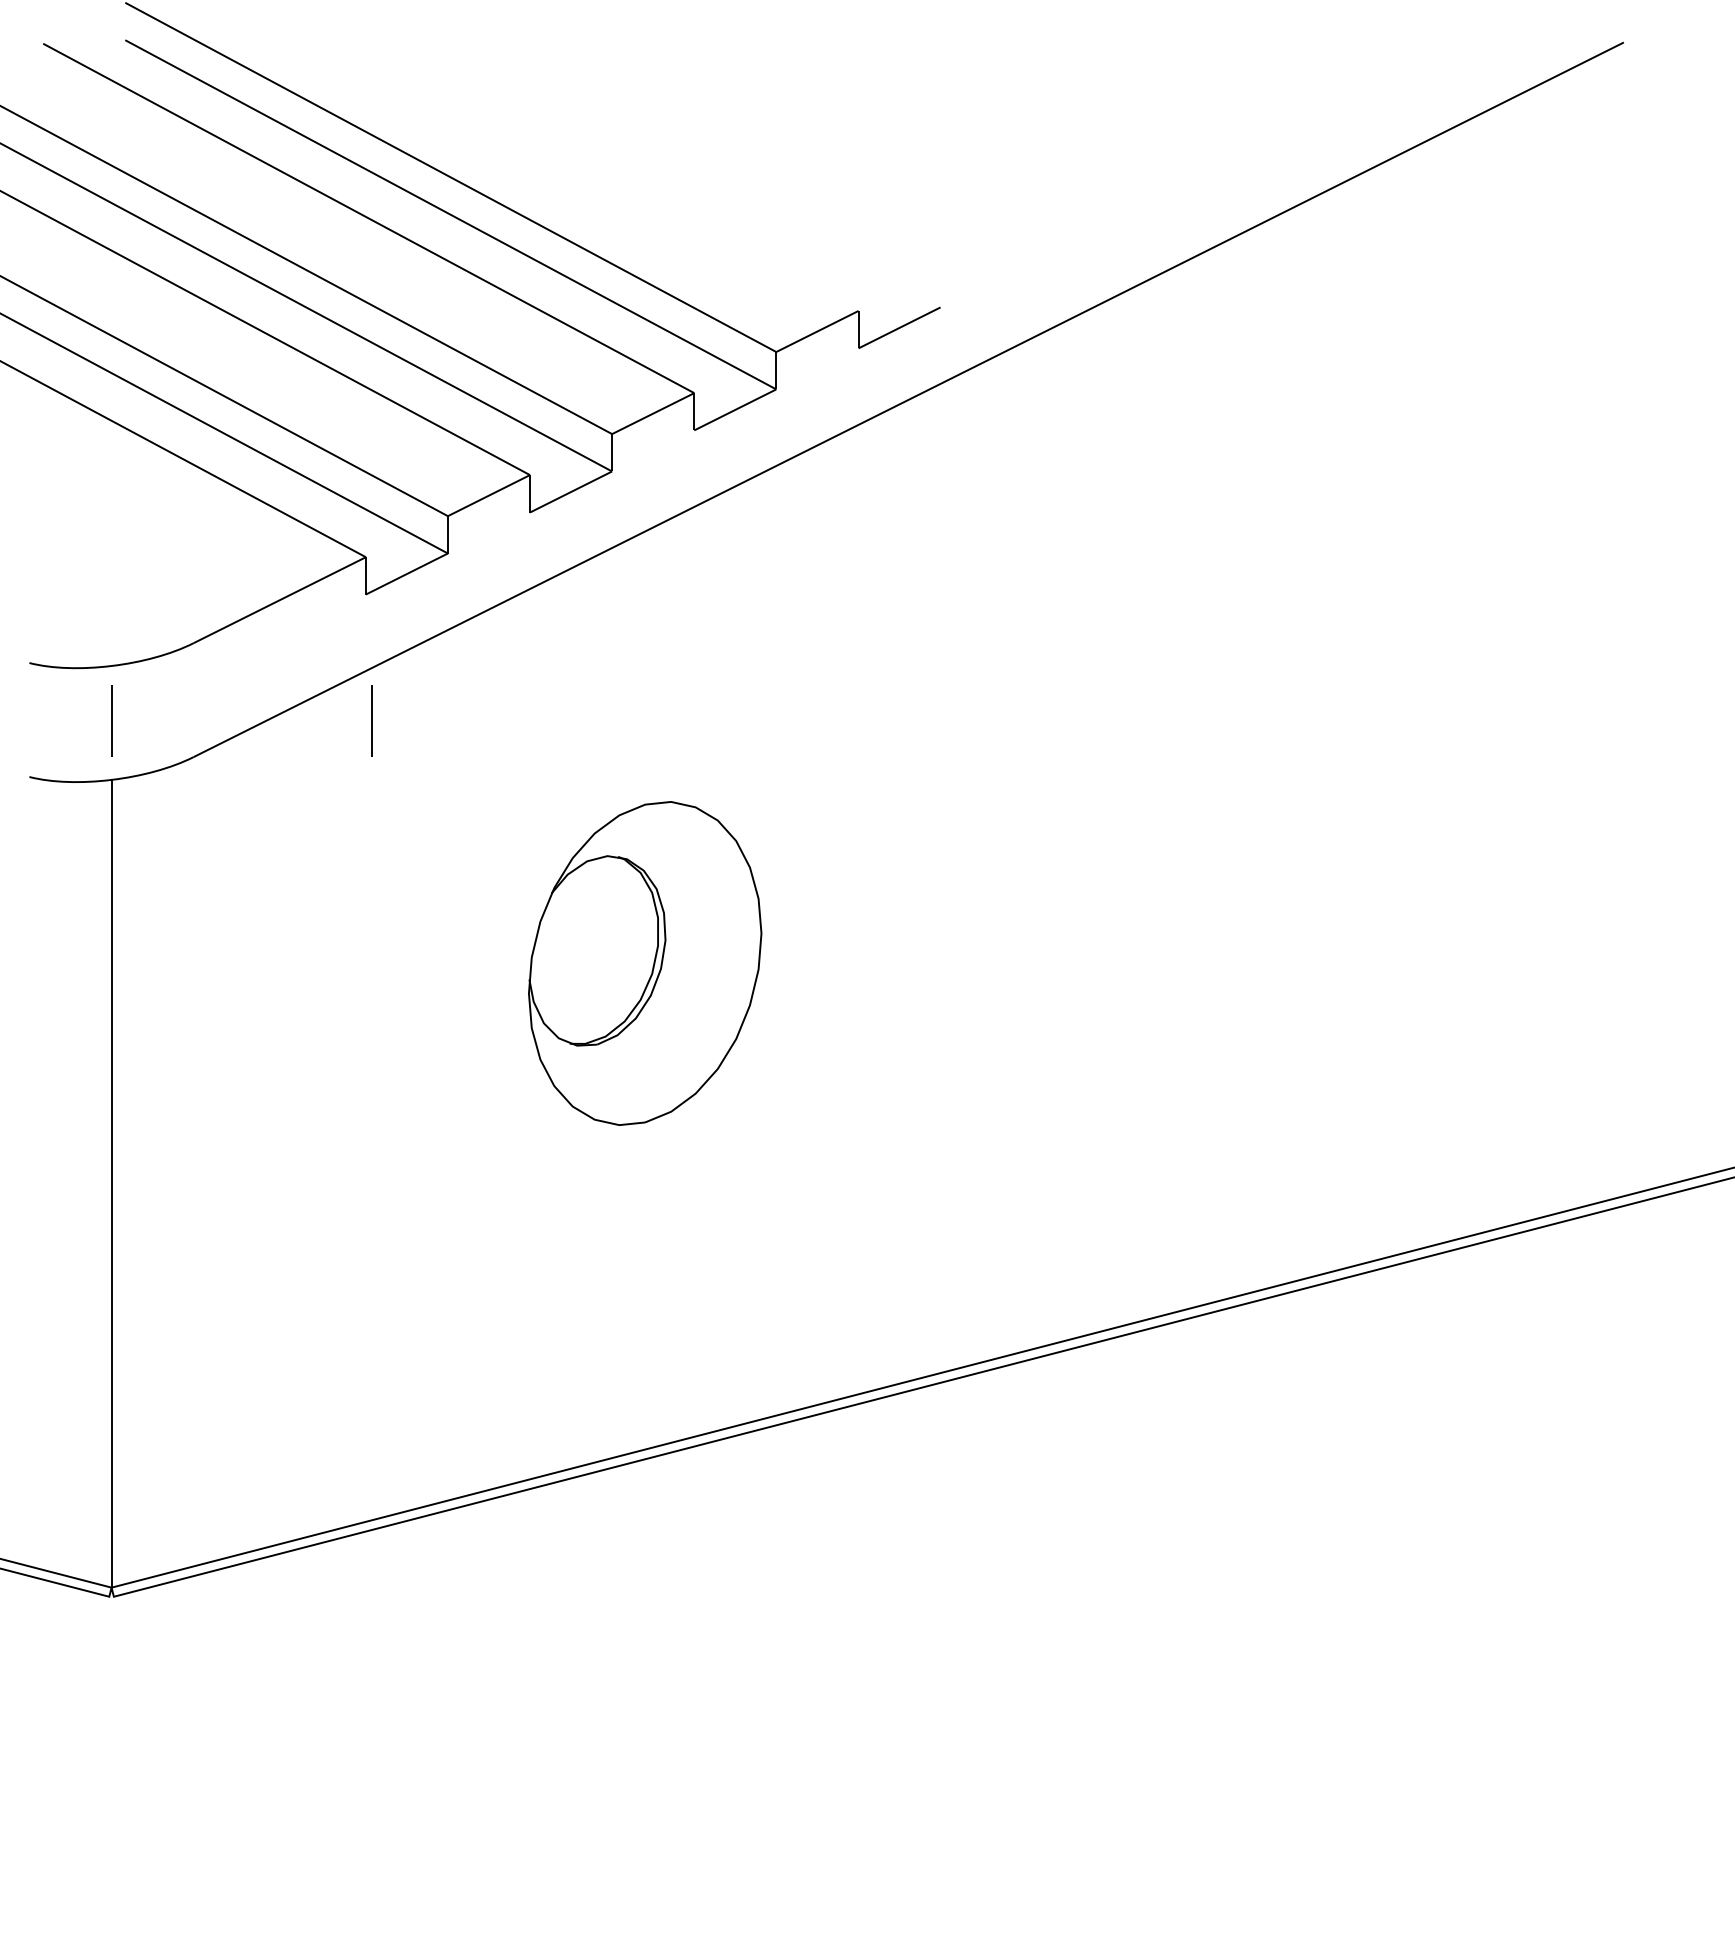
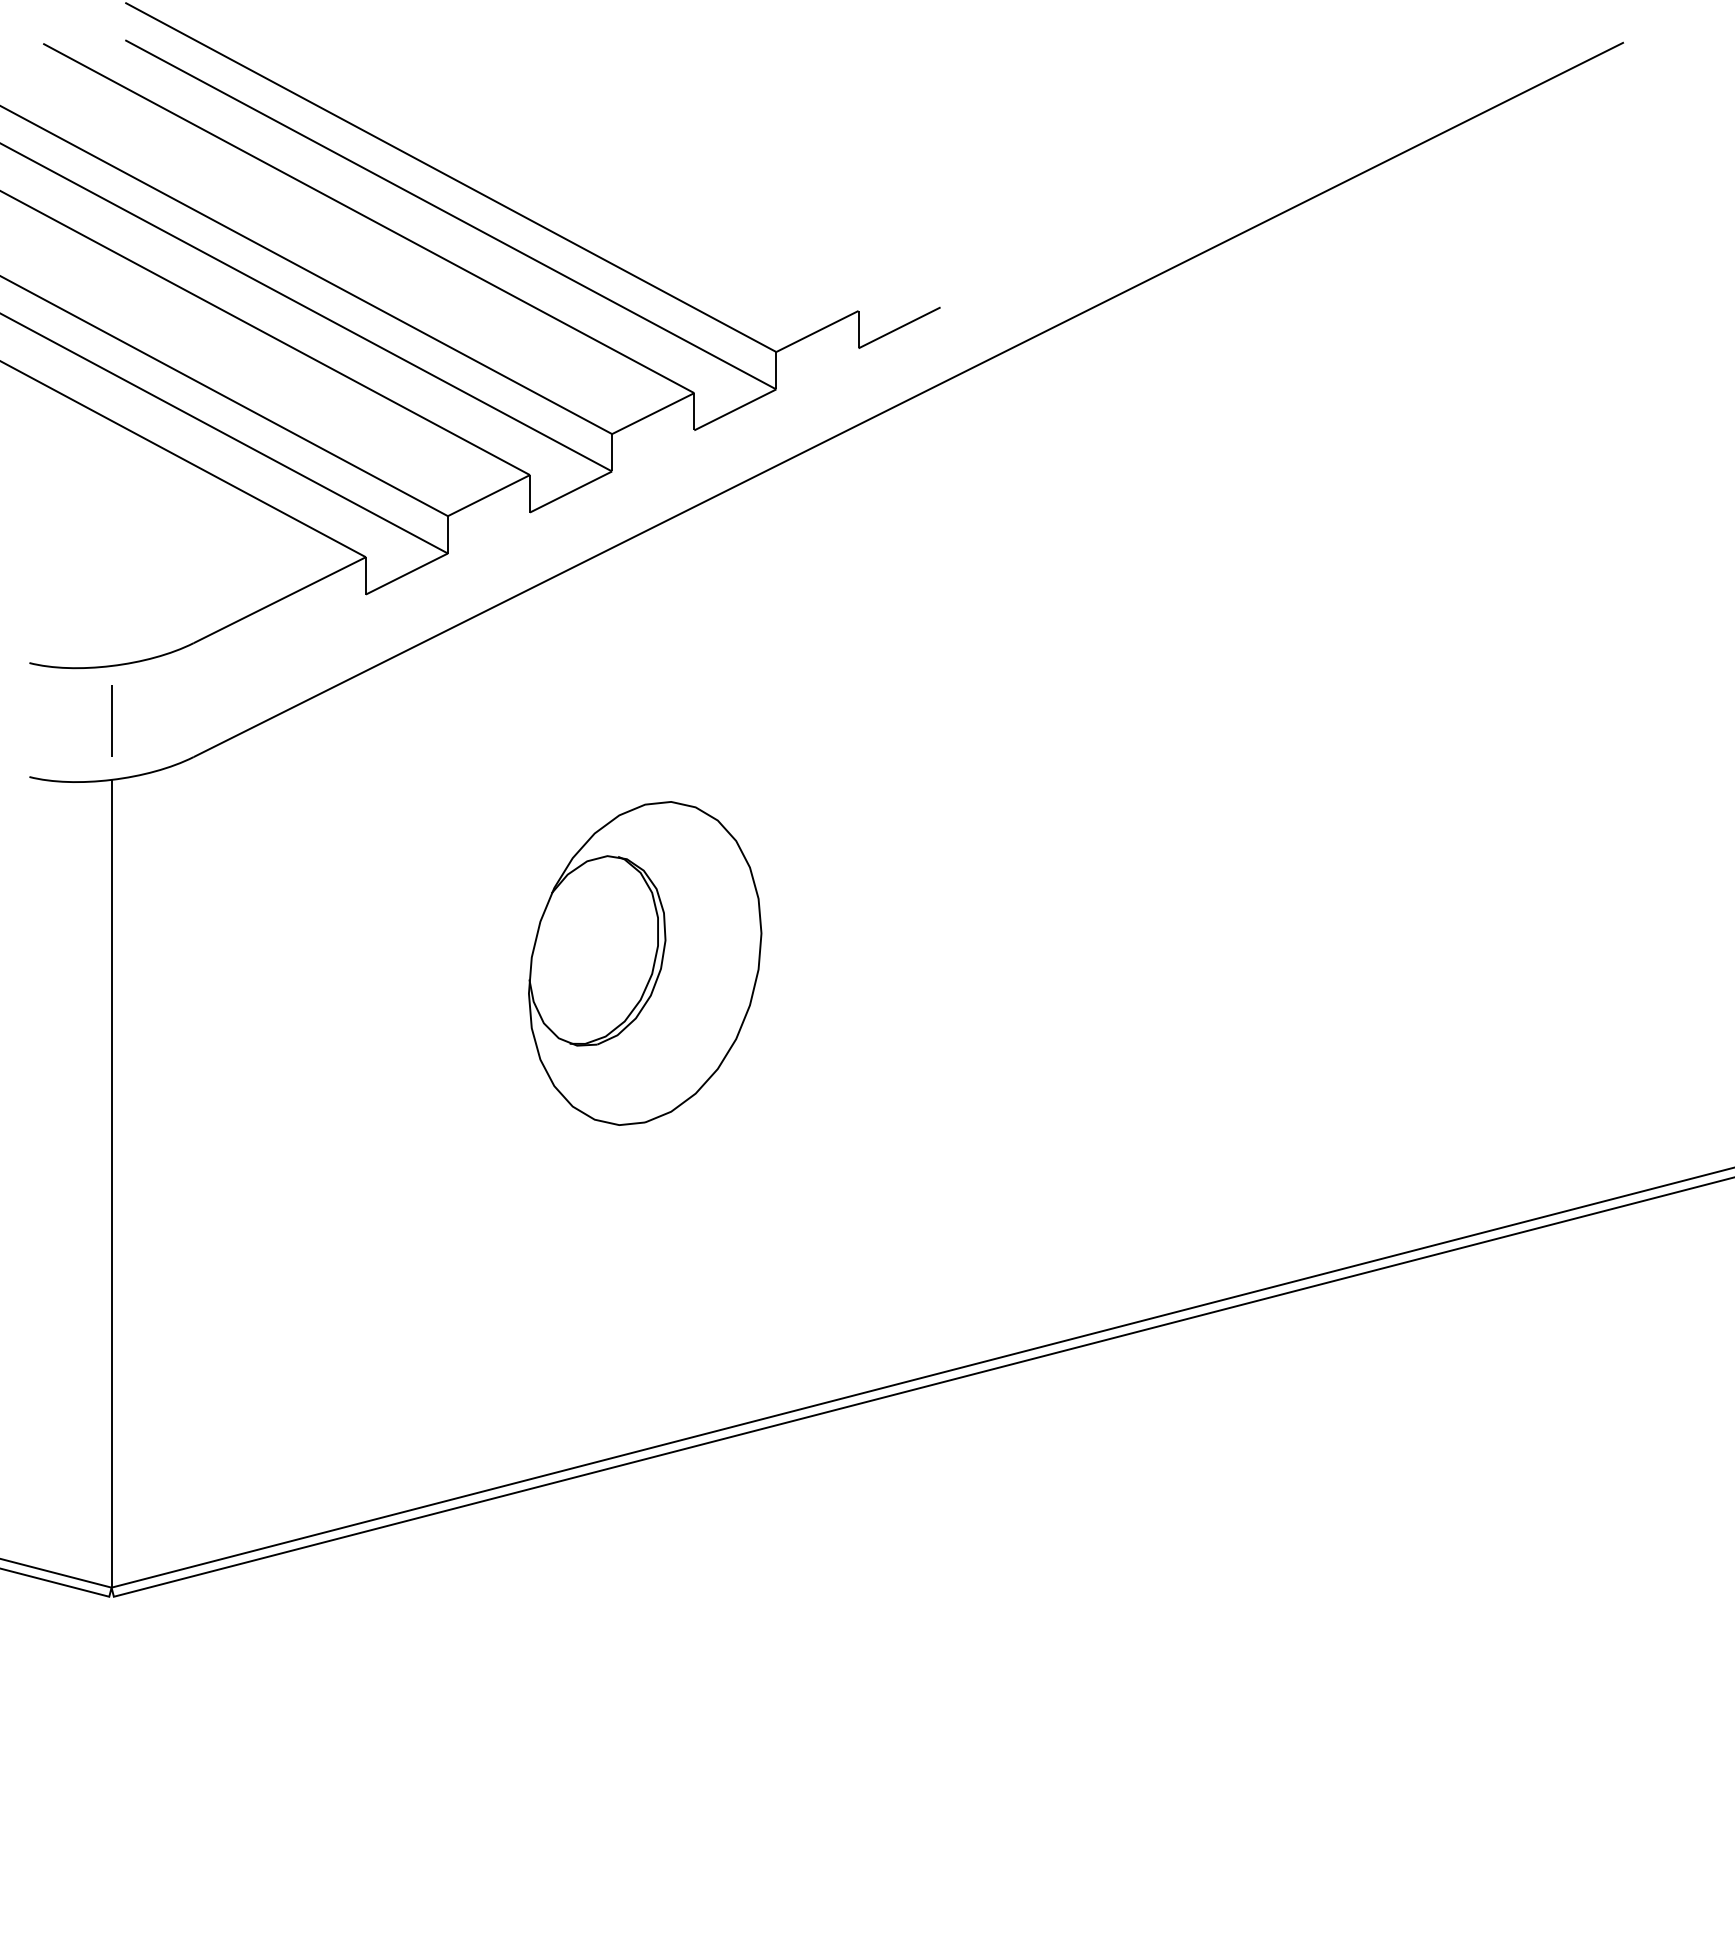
line: present -> none (371, 720)
